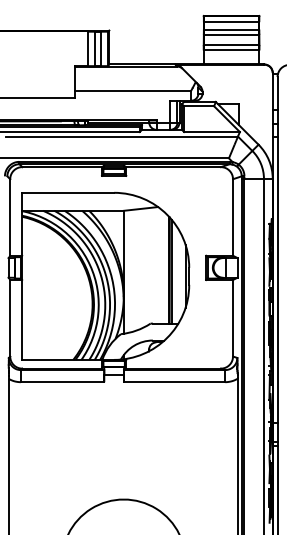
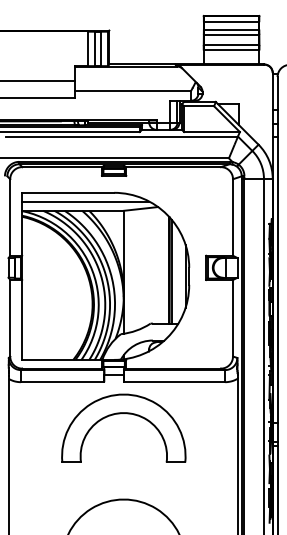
line: none -> present (38, 81)
line: none -> present (85, 201)
part: none -> present (120, 414)
